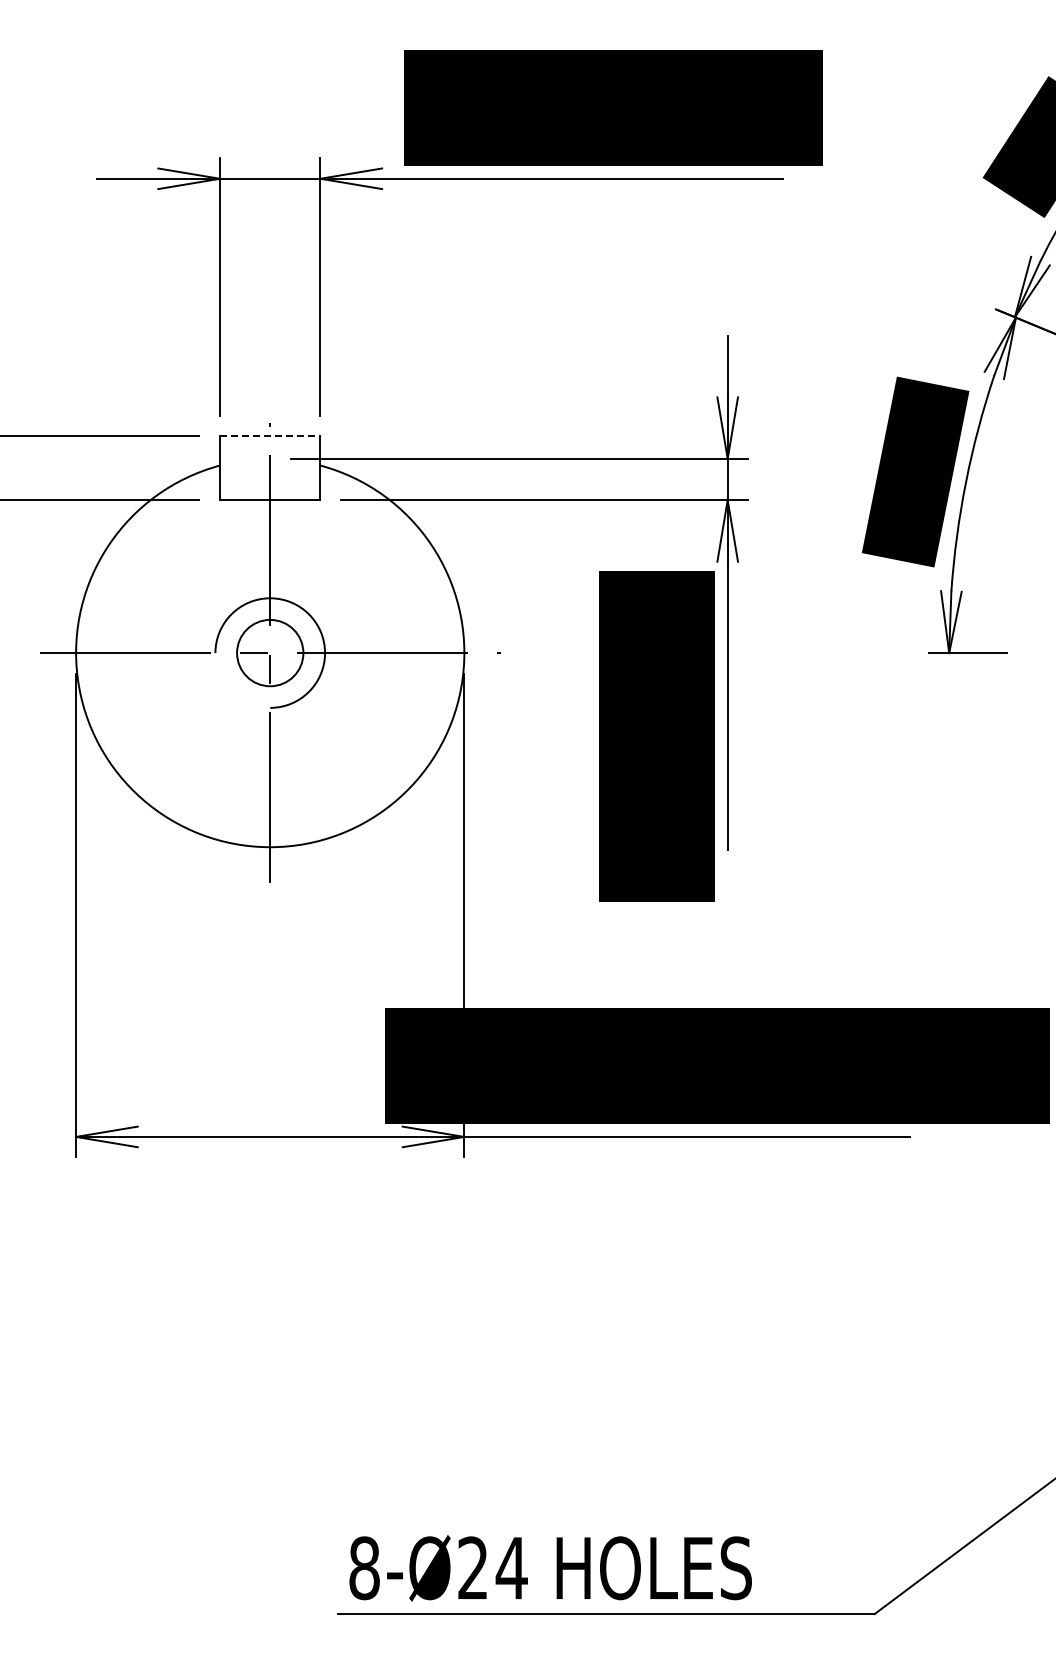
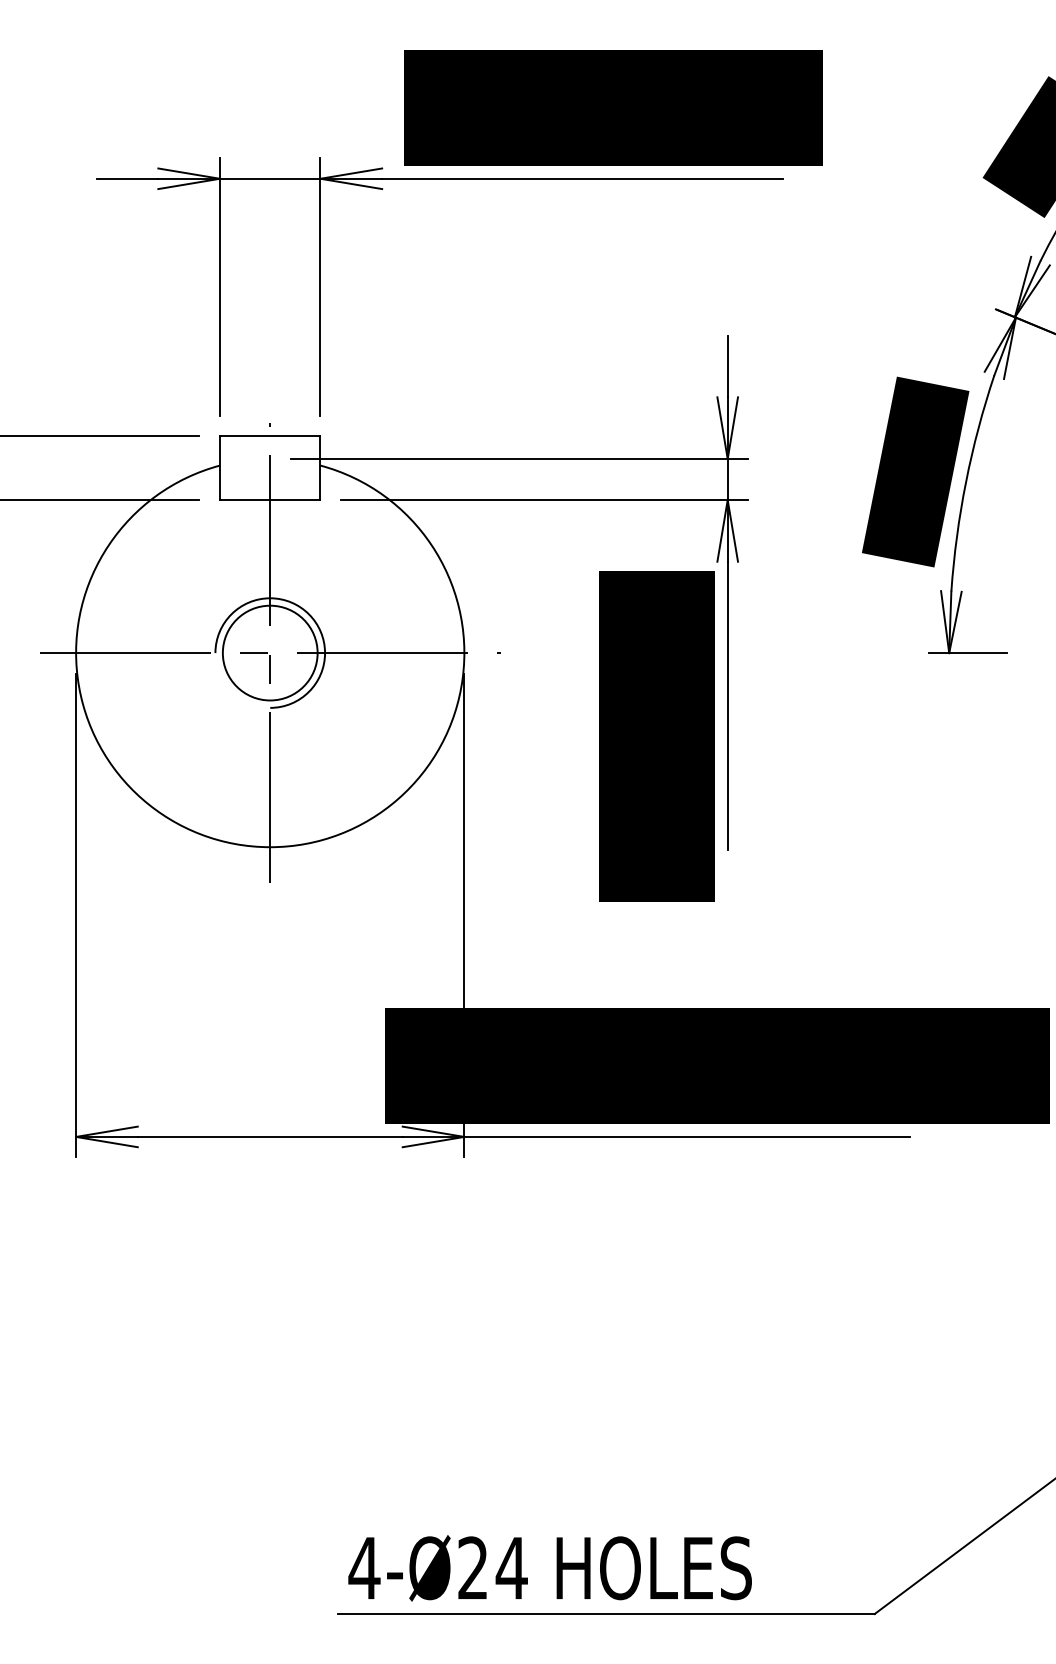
line: dashed -> solid (270, 436)
circle diameter: 66 px -> 95 px (269, 652)
text: 8-Ø24 -> 4-Ø24 (364, 1568)
